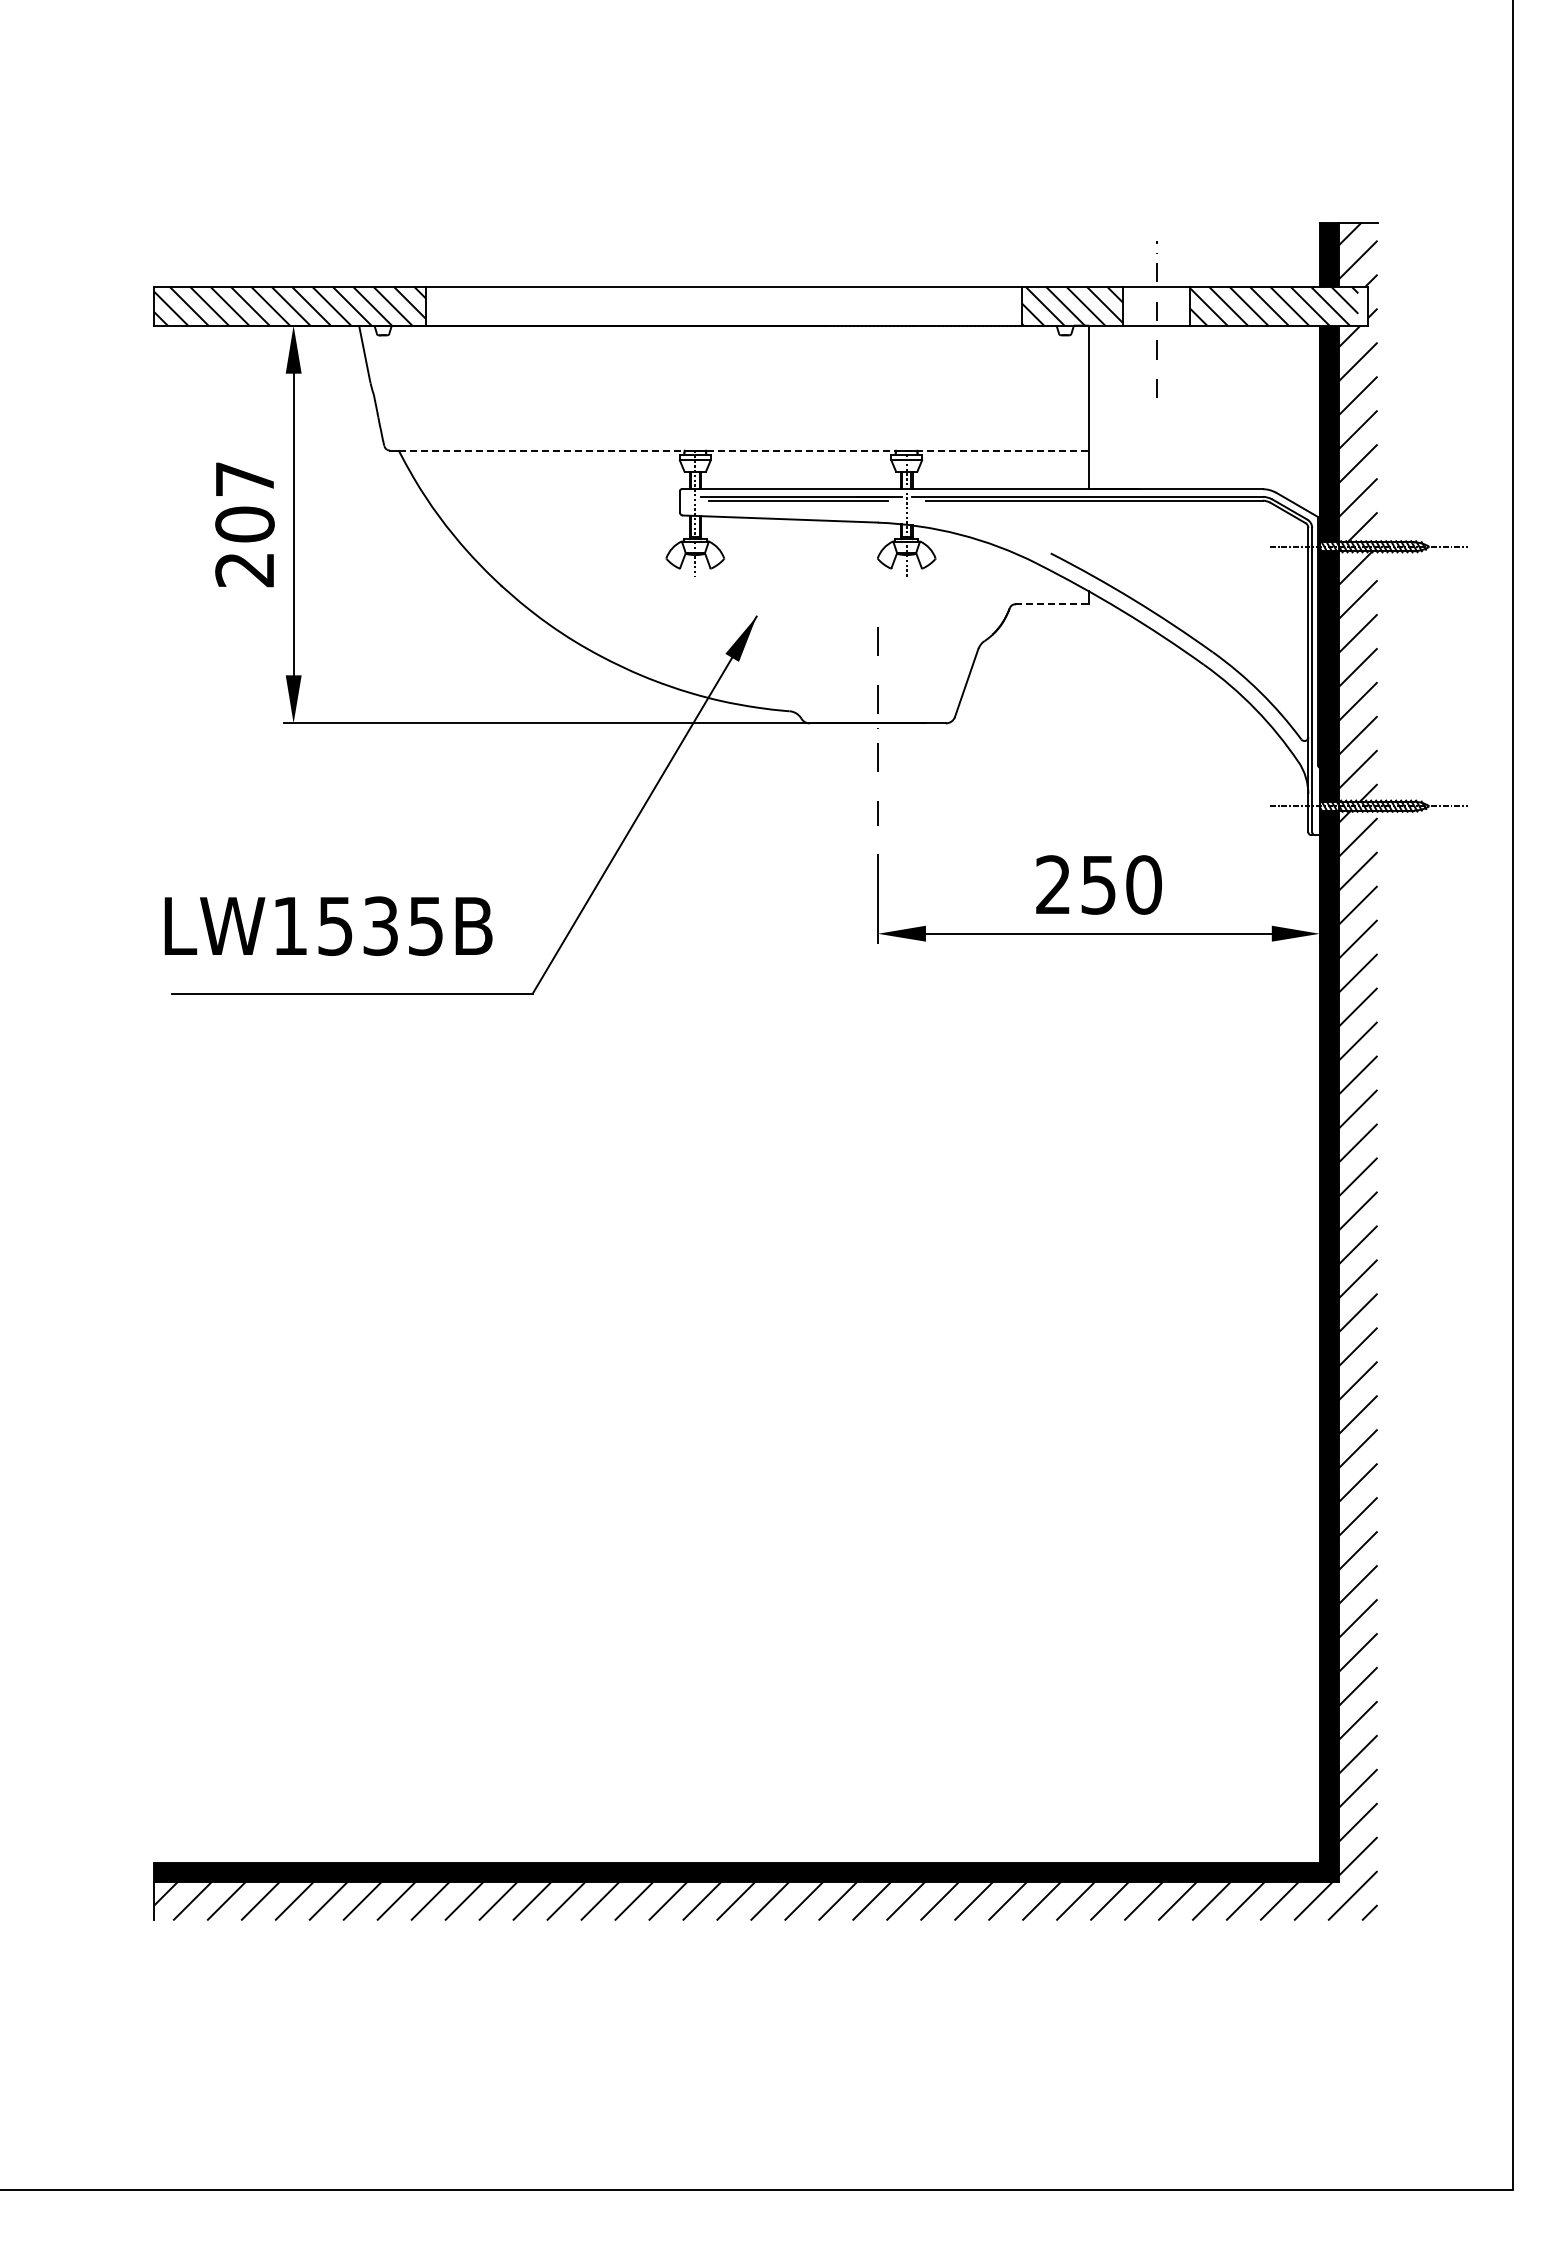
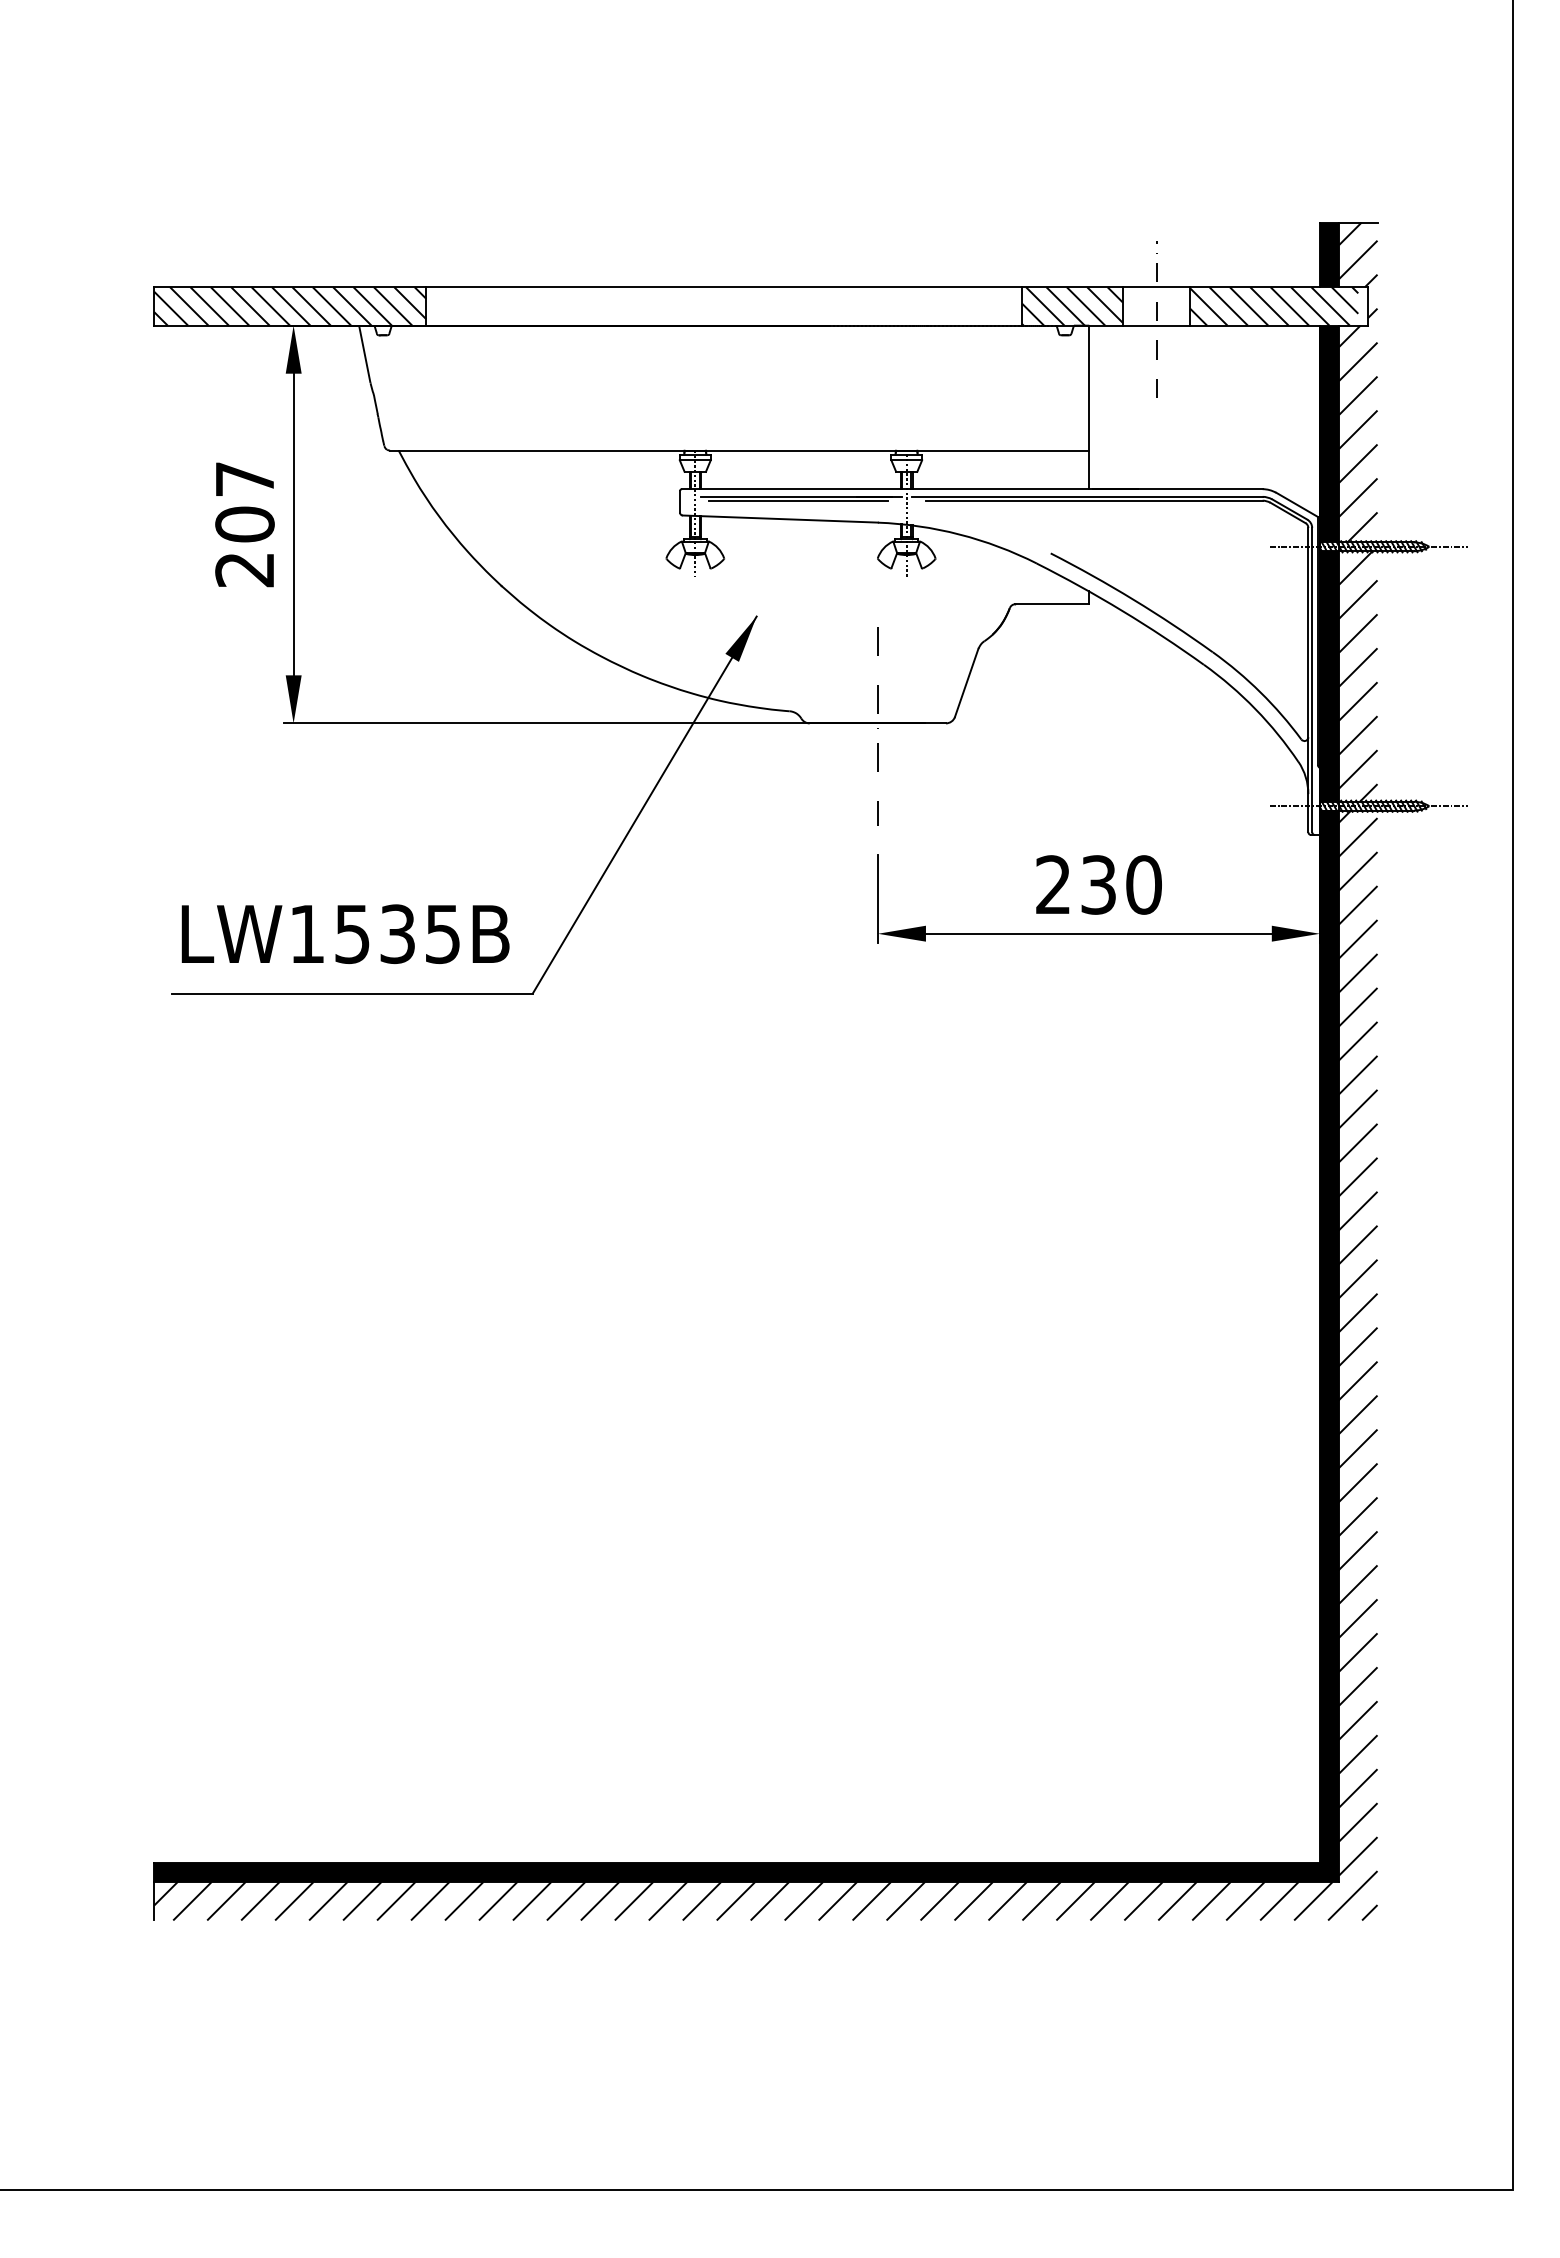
line: dashed -> solid (744, 450)
line: dashed -> solid (1052, 604)
text: 250 -> 230 (1098, 884)
text position: (328, 925) -> (345, 933) (345, 933)
